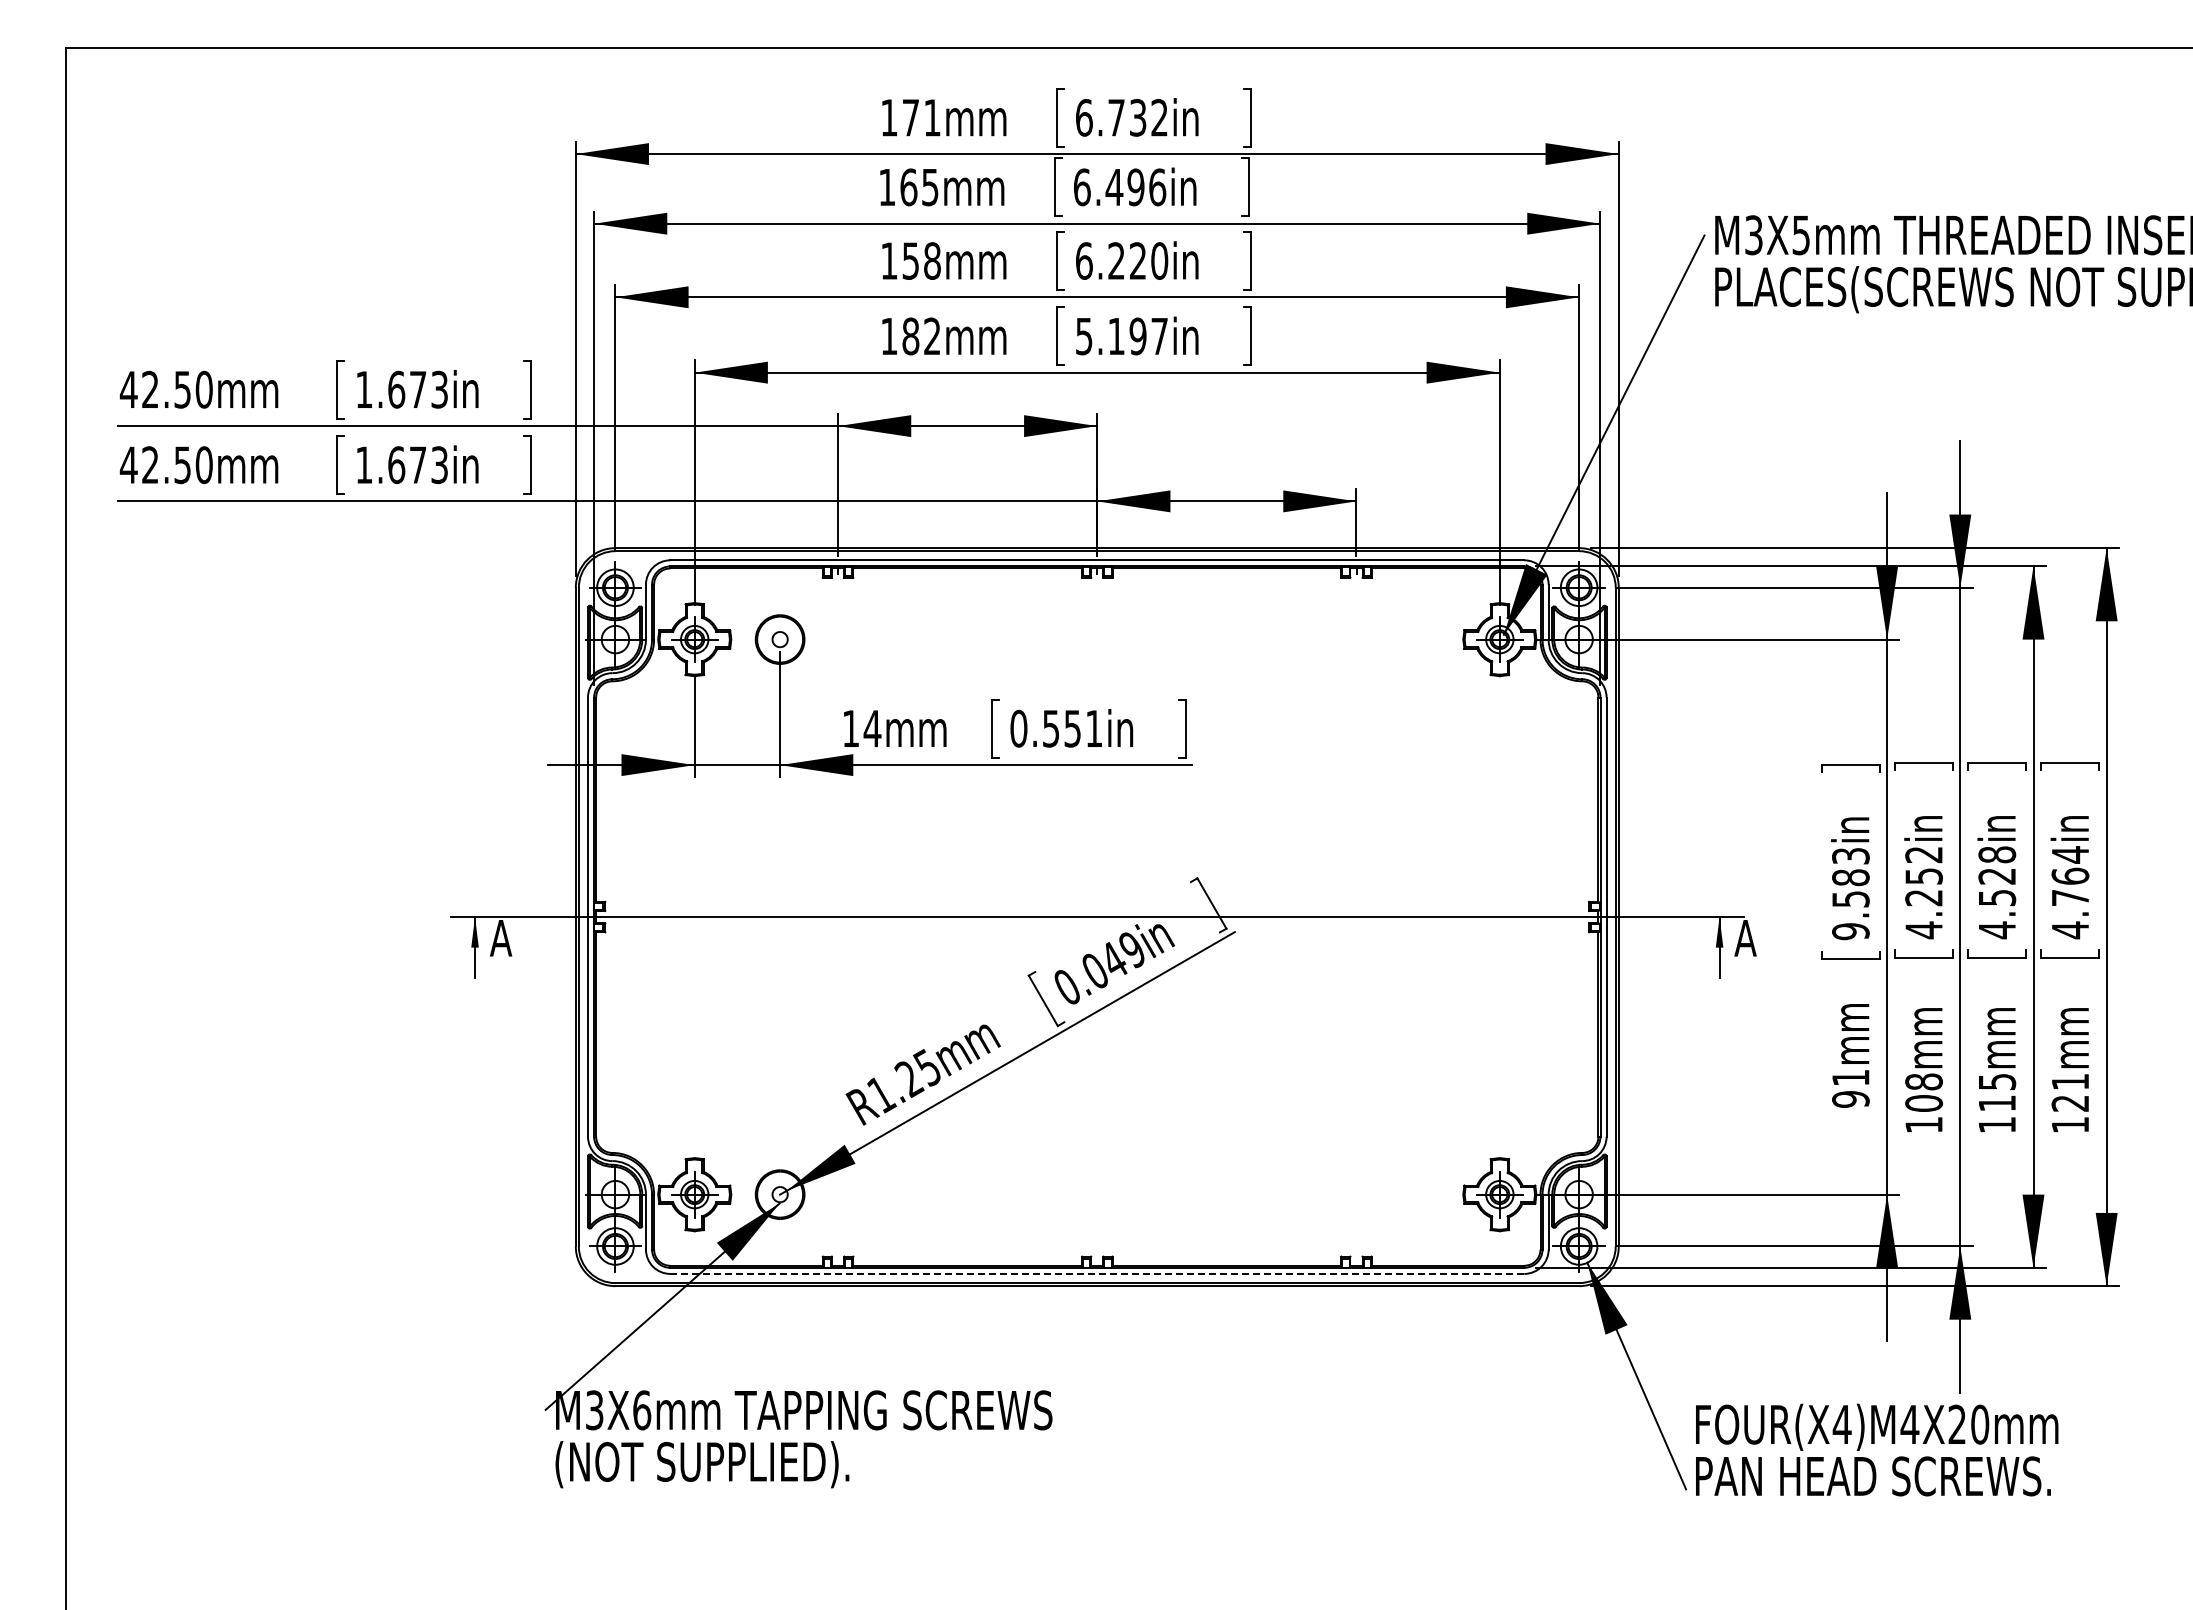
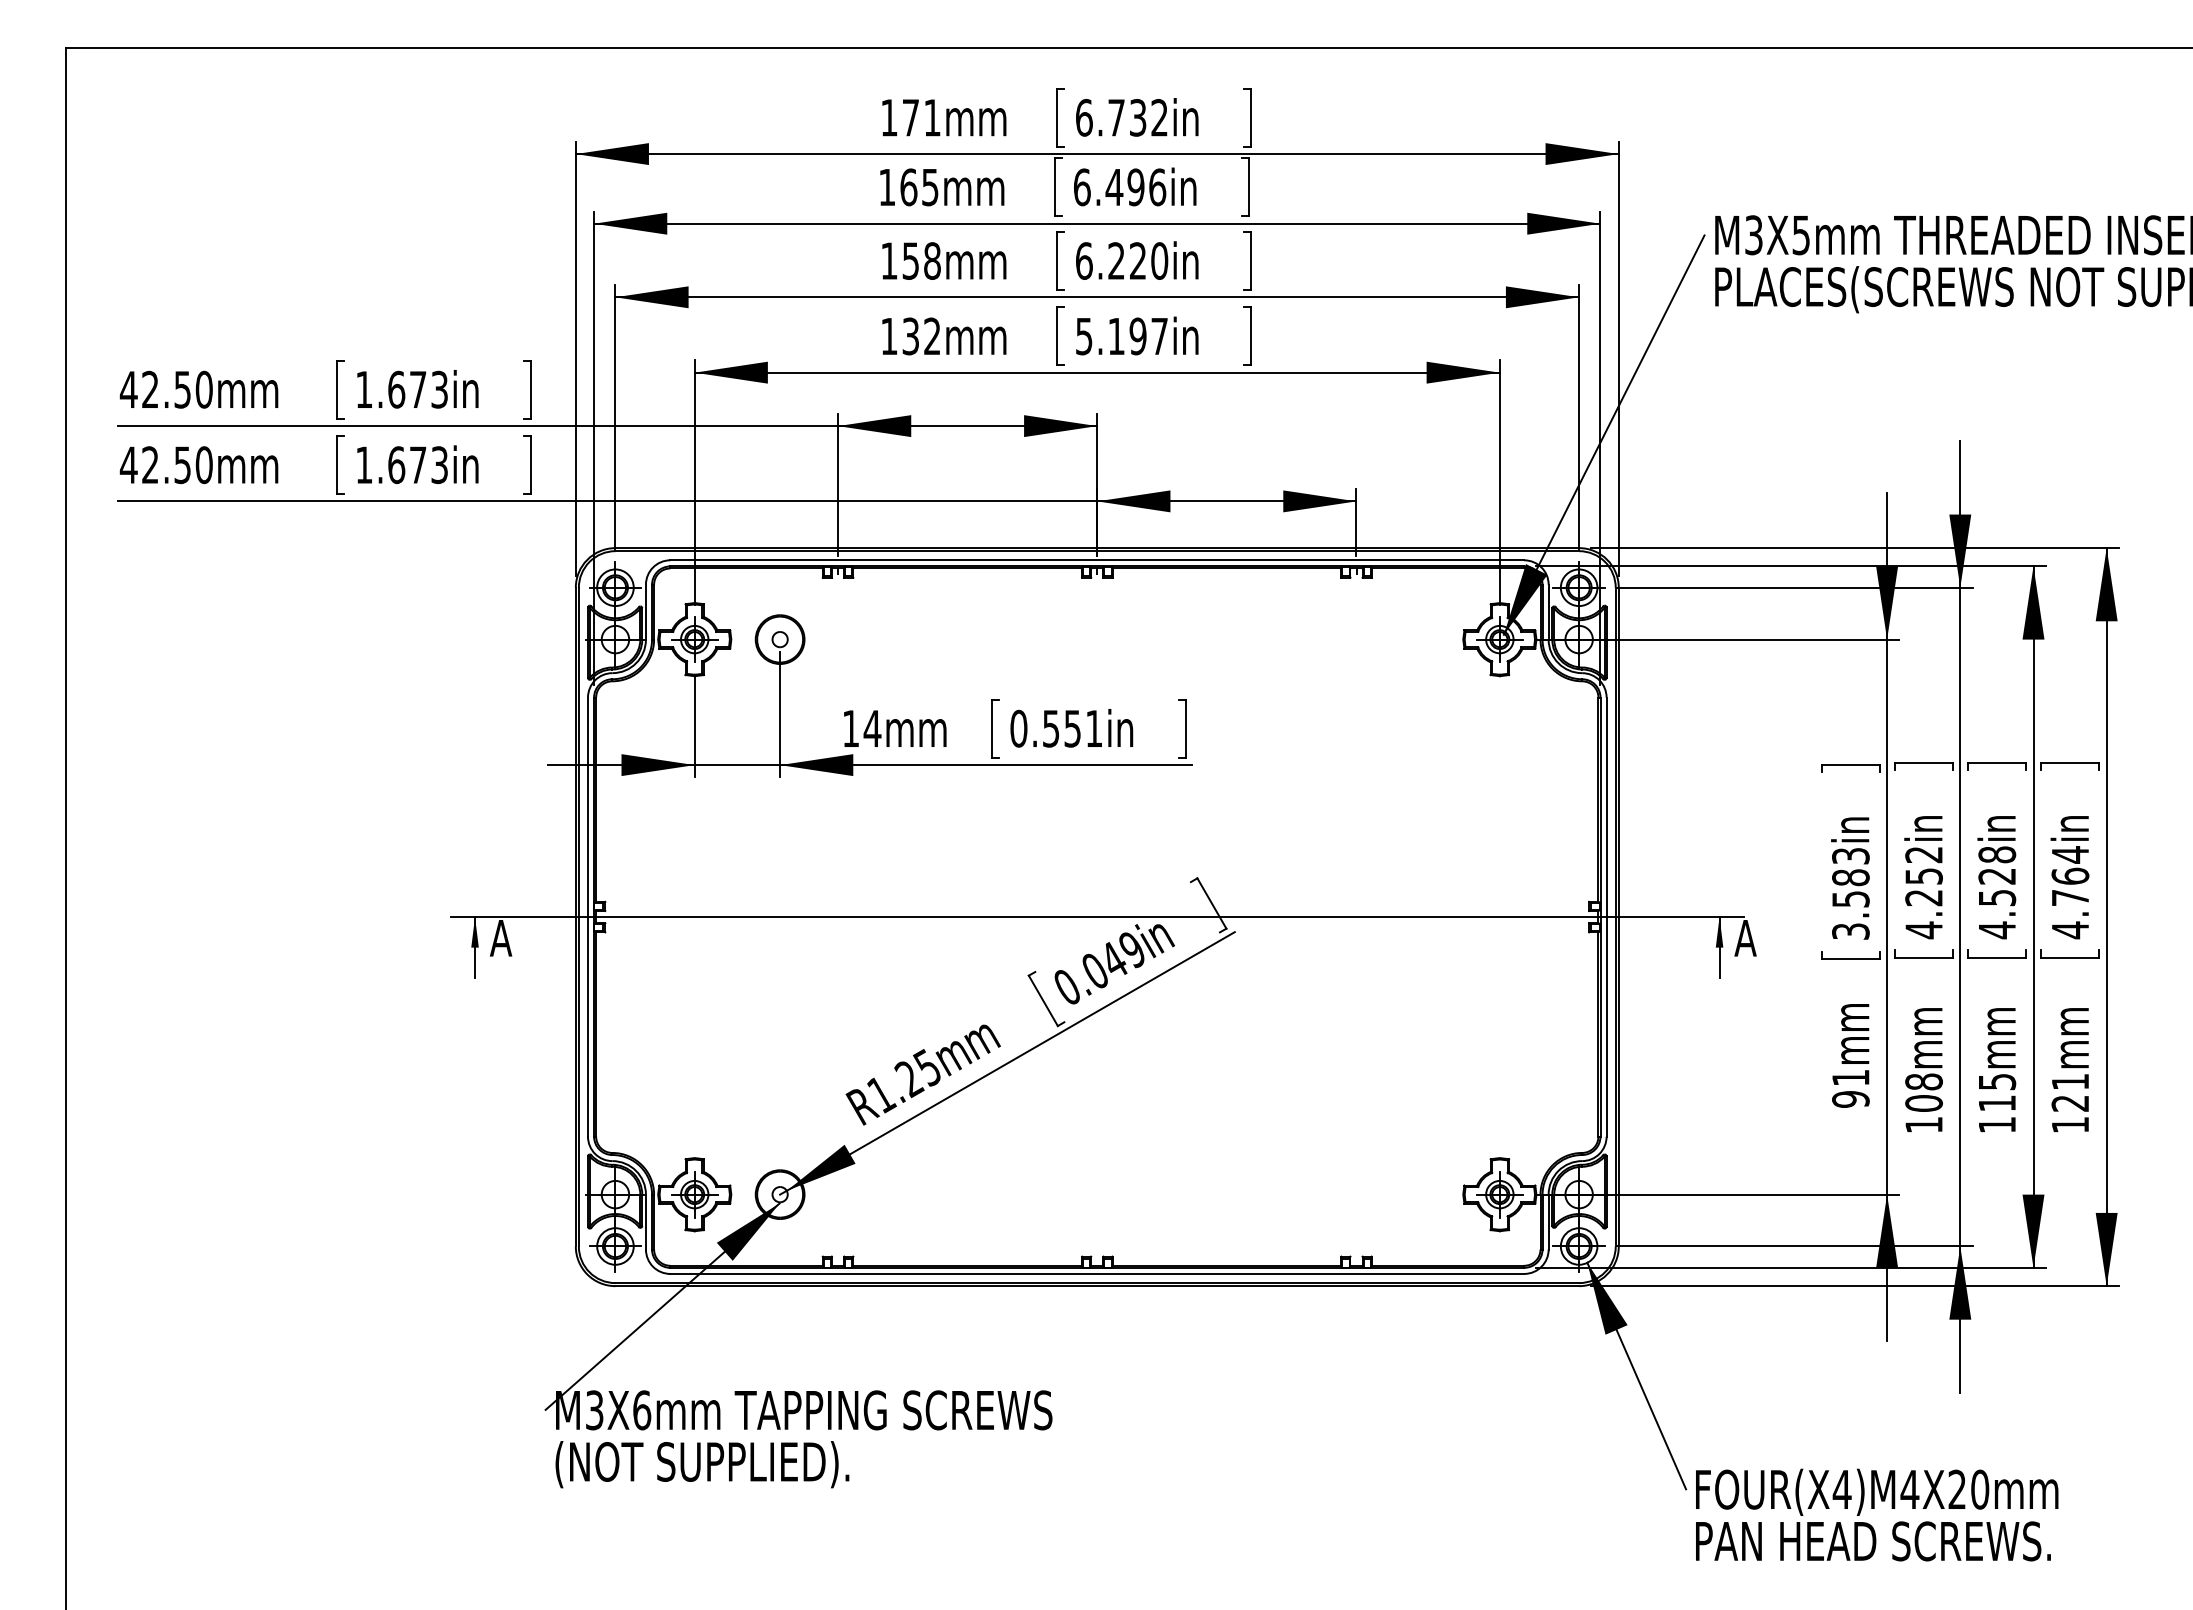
text: 182mm -> 132mm (910, 336)
text: 9.583in -> 3.583in (1850, 931)
line: dashed -> solid (1097, 1273)
text position: (1877, 1449) -> (1877, 1514) (1877, 1514)
